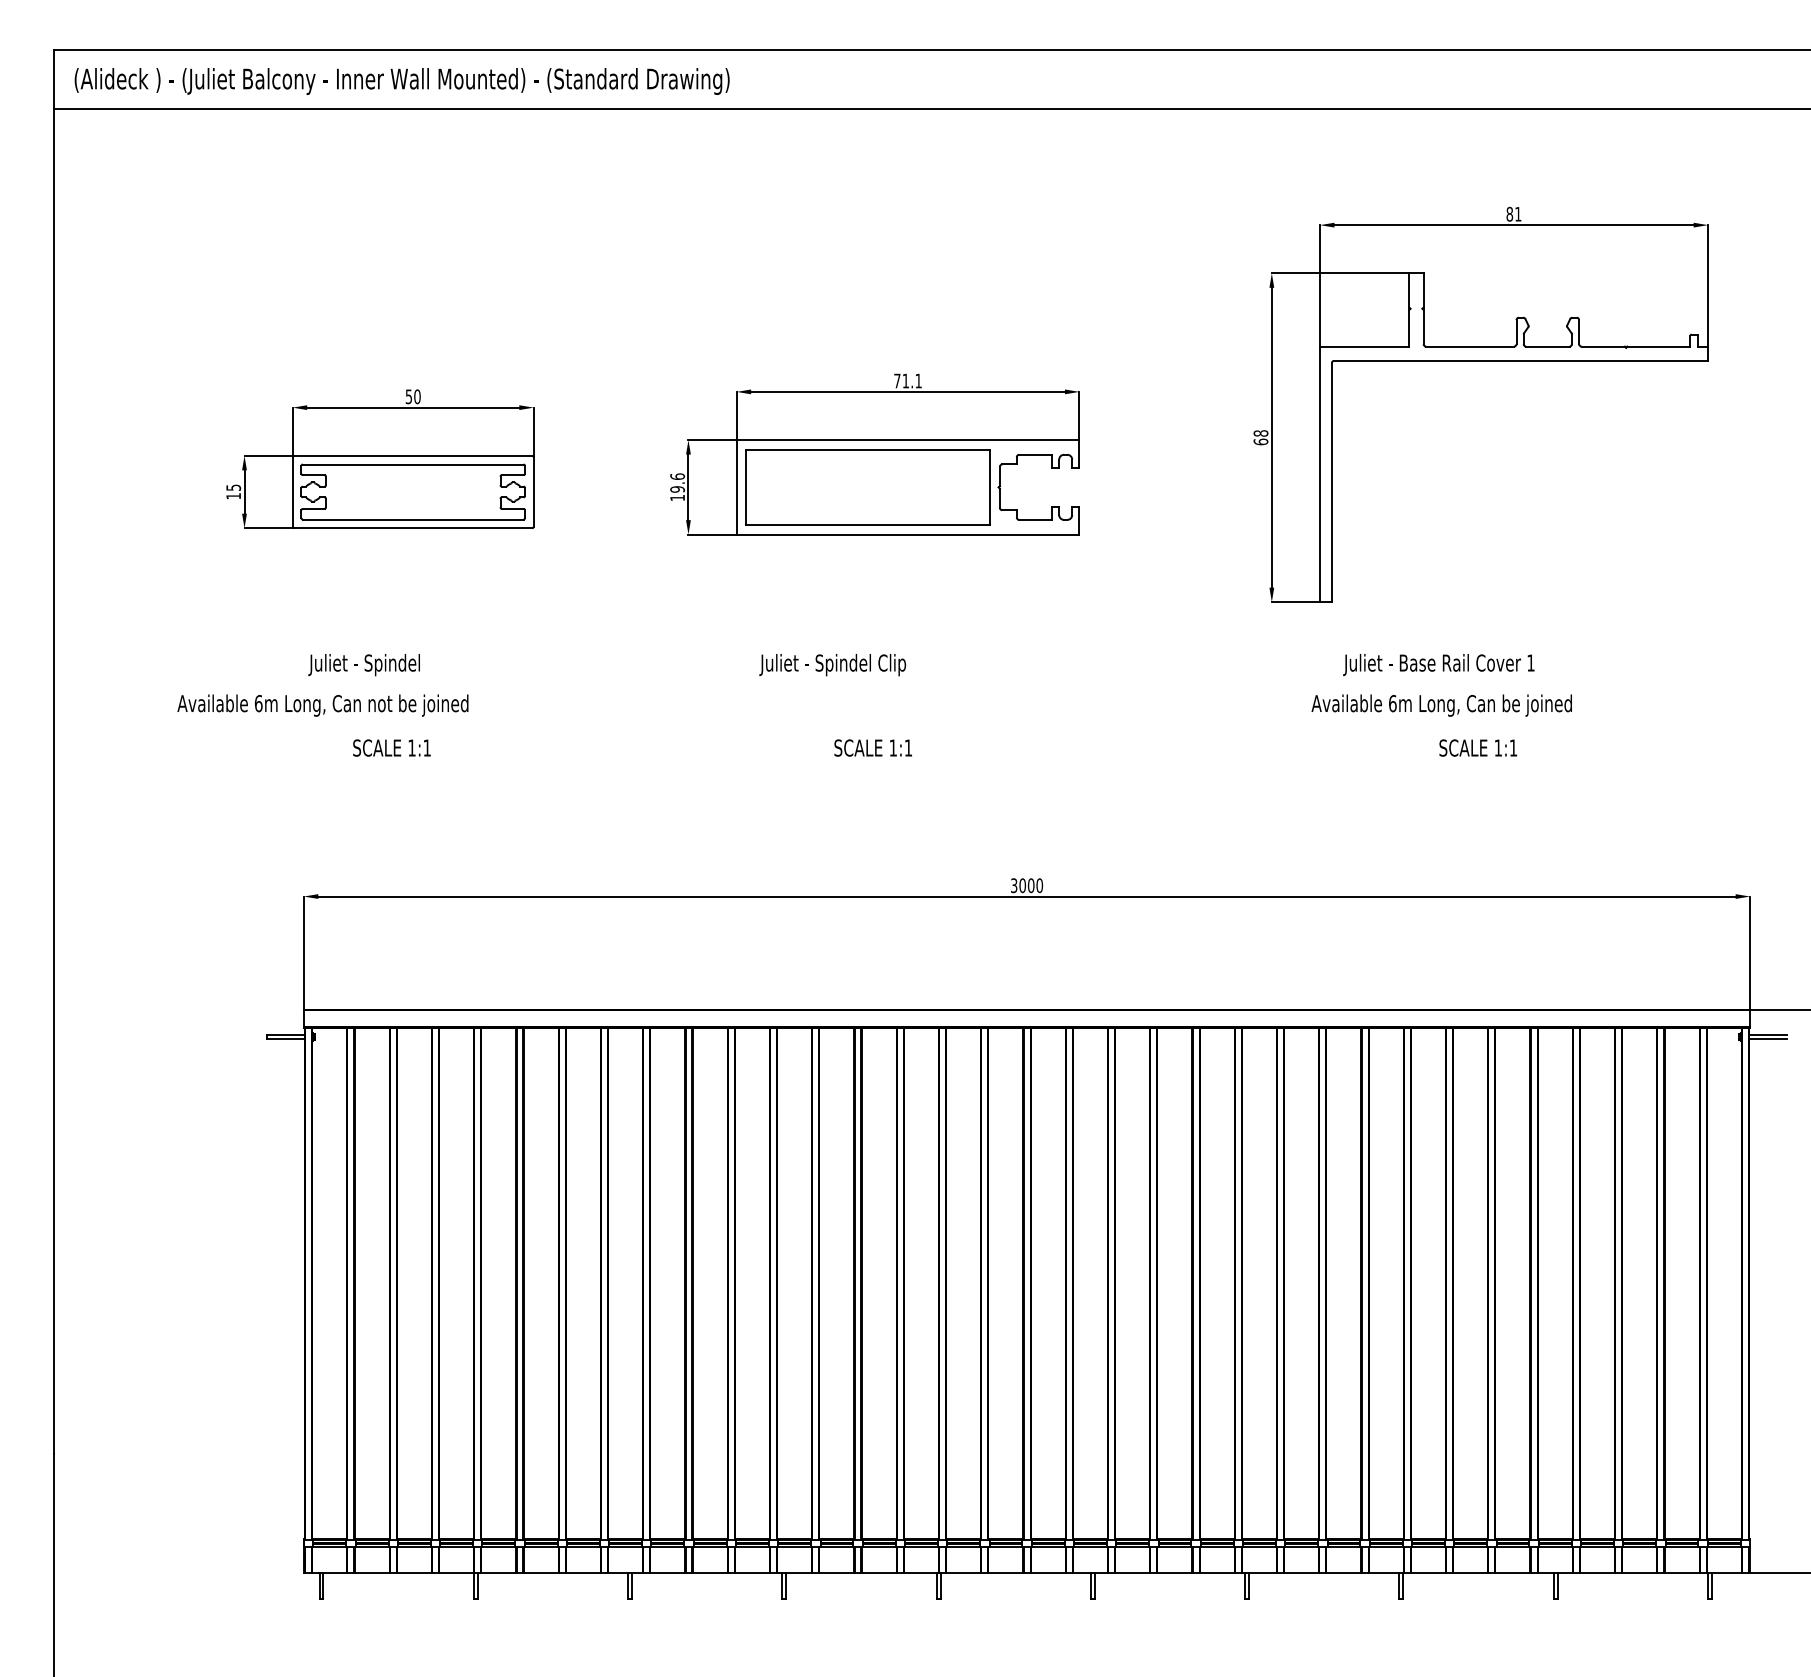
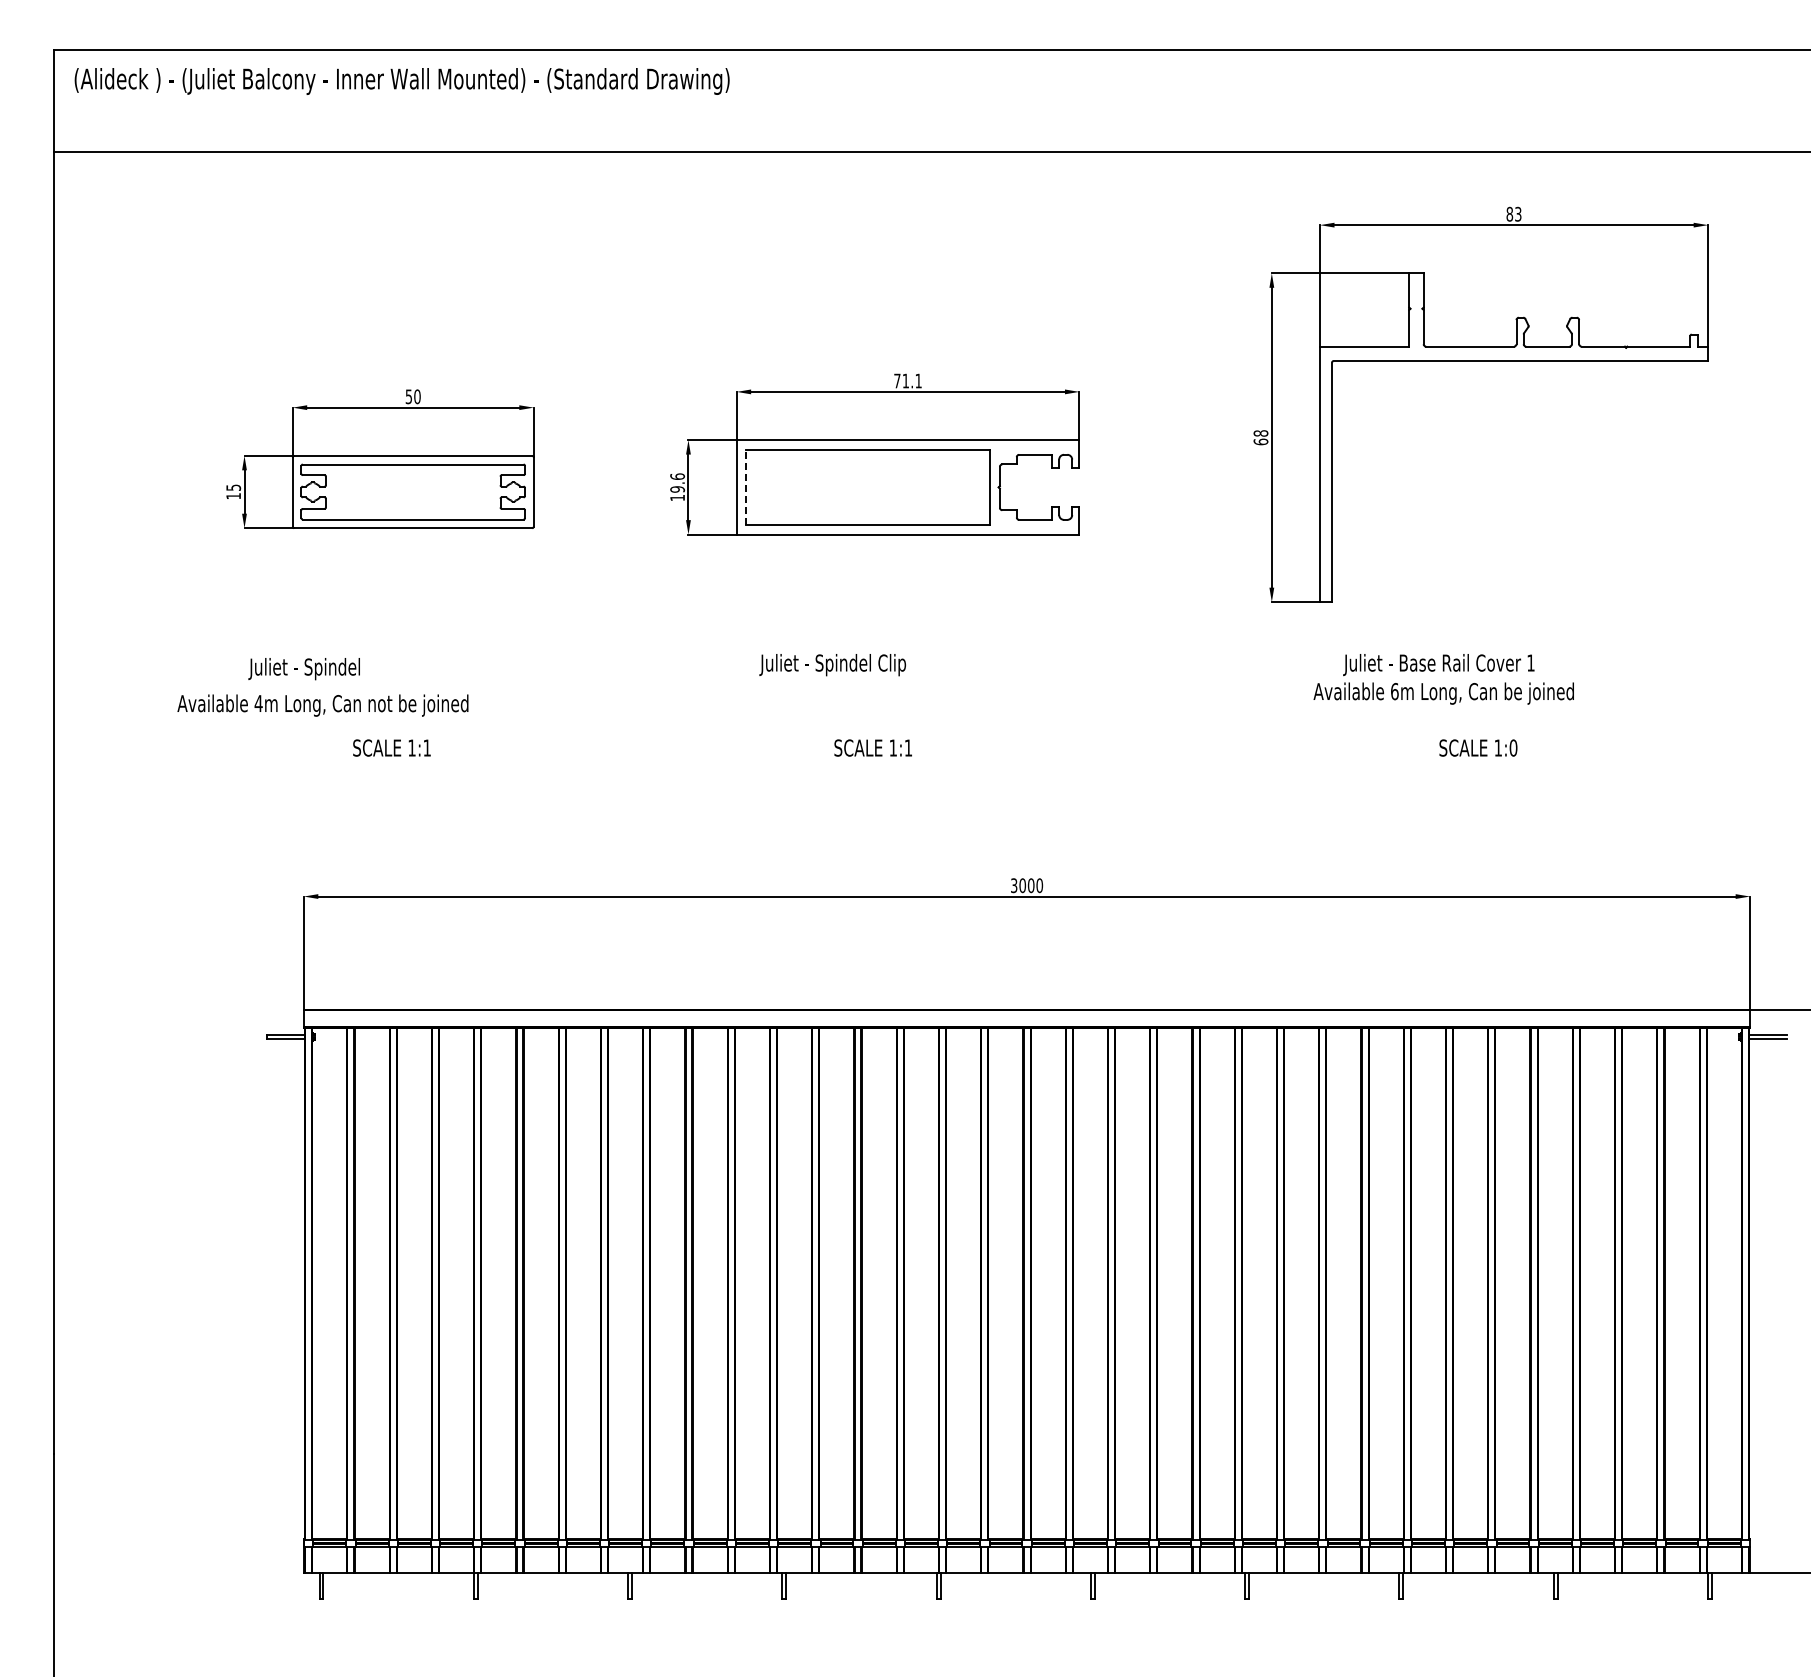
line position: (930, 109) -> (930, 152) (930, 152)
text: 81 -> 83 (1518, 213)
line: solid -> dashed (746, 487)
text position: (363, 665) -> (303, 669) (303, 669)
text: 6m -> 4m (258, 703)
text position: (1441, 705) -> (1443, 693) (1443, 693)
text: 1:1 -> 1:0 (1513, 747)
